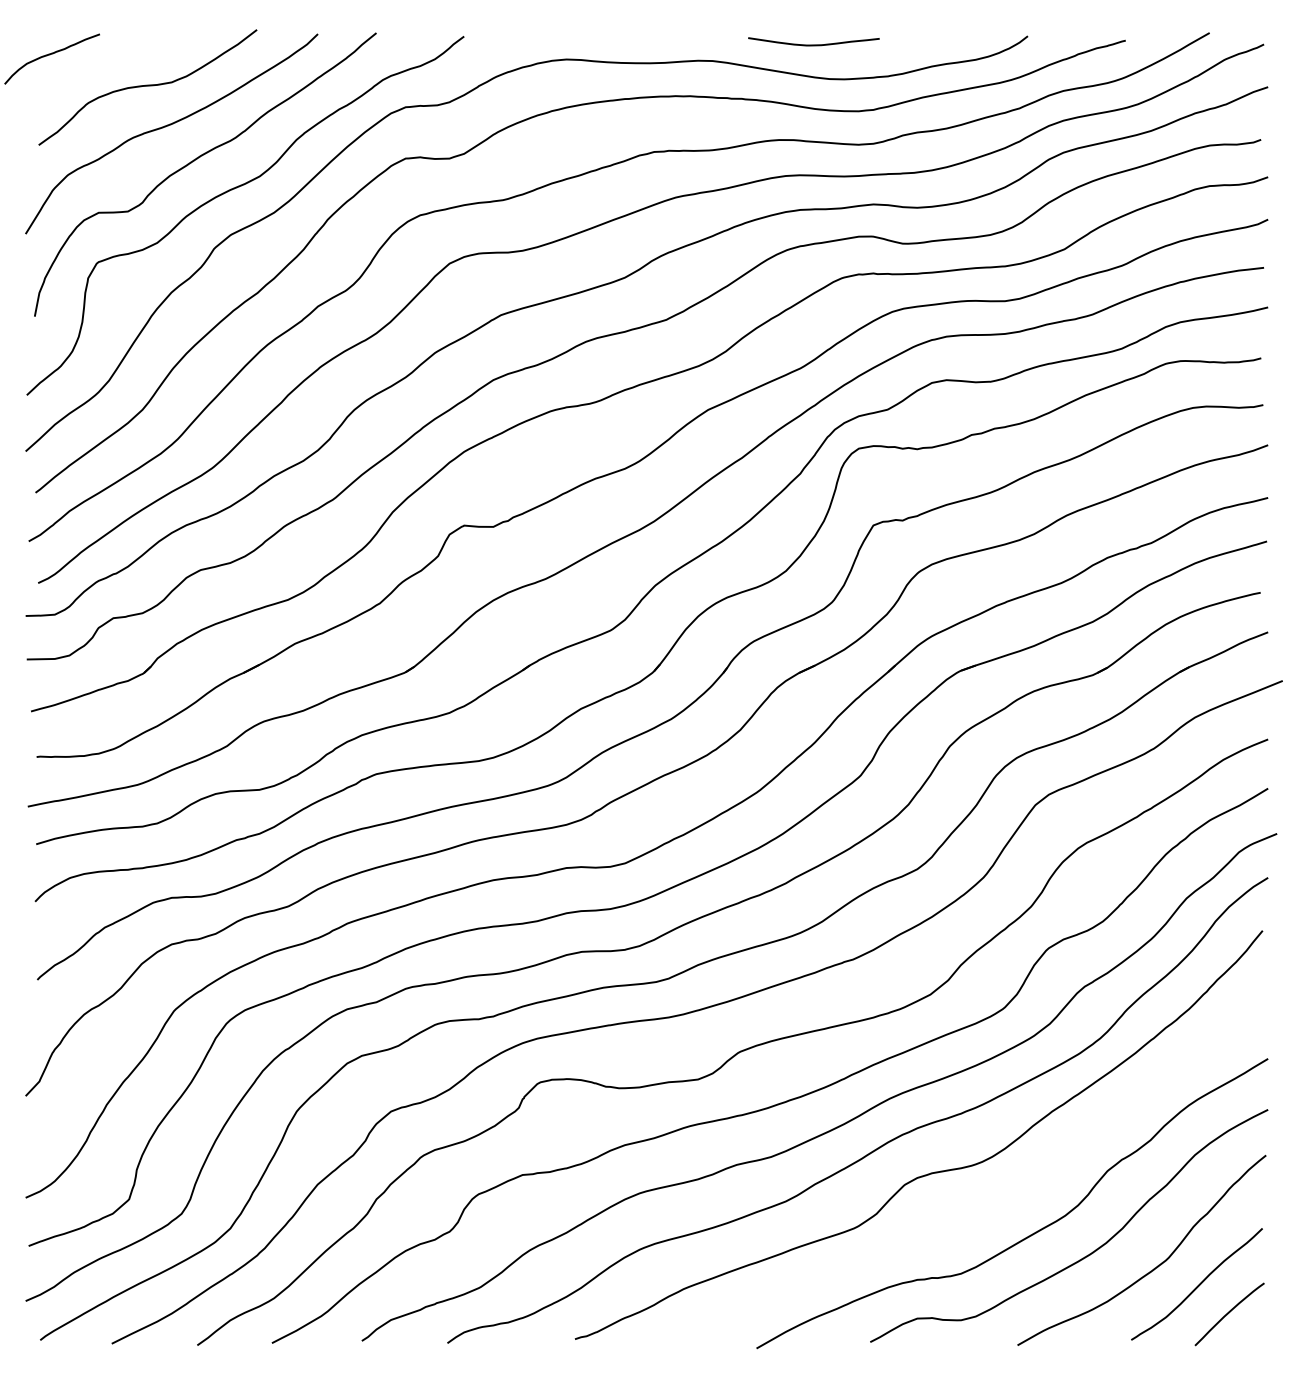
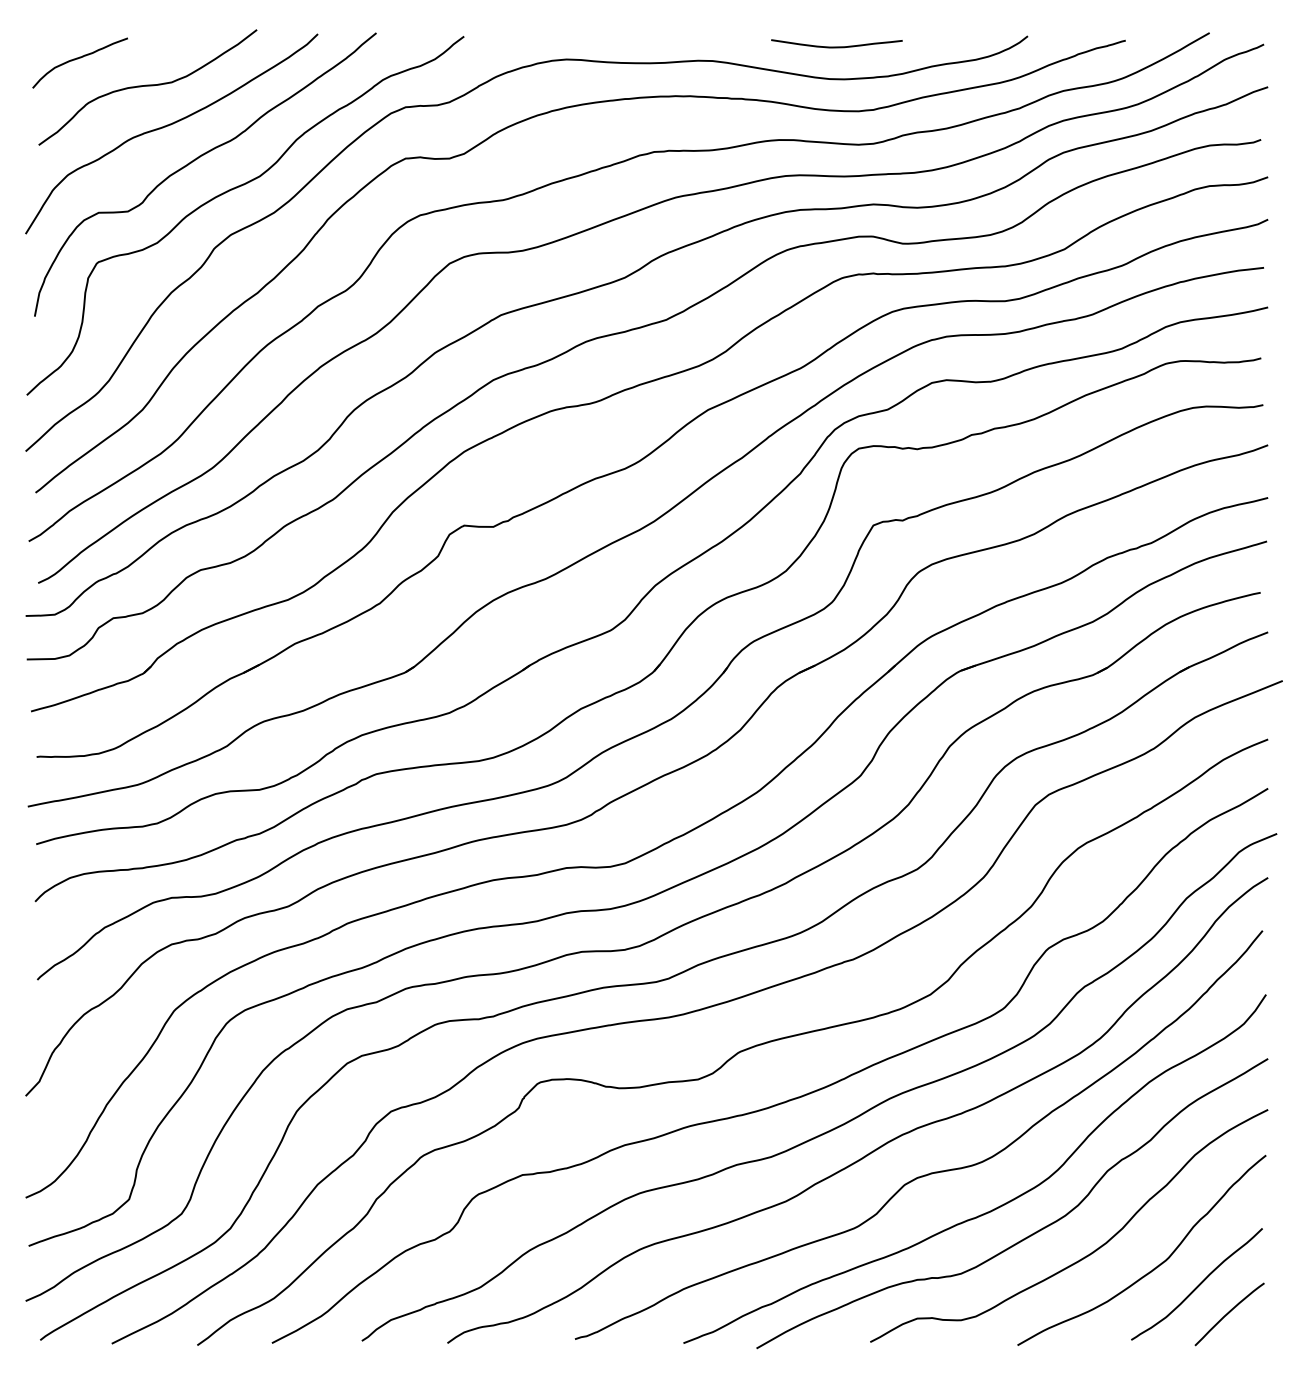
curve position: (813, 44) -> (836, 46) (836, 46)
curve position: (50, 55) -> (78, 59) (78, 59)
curve: none -> present (999, 1205)
